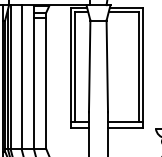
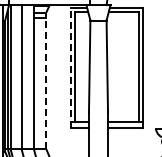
line: solid -> dashed (70, 67)
line: solid -> dashed (46, 80)
